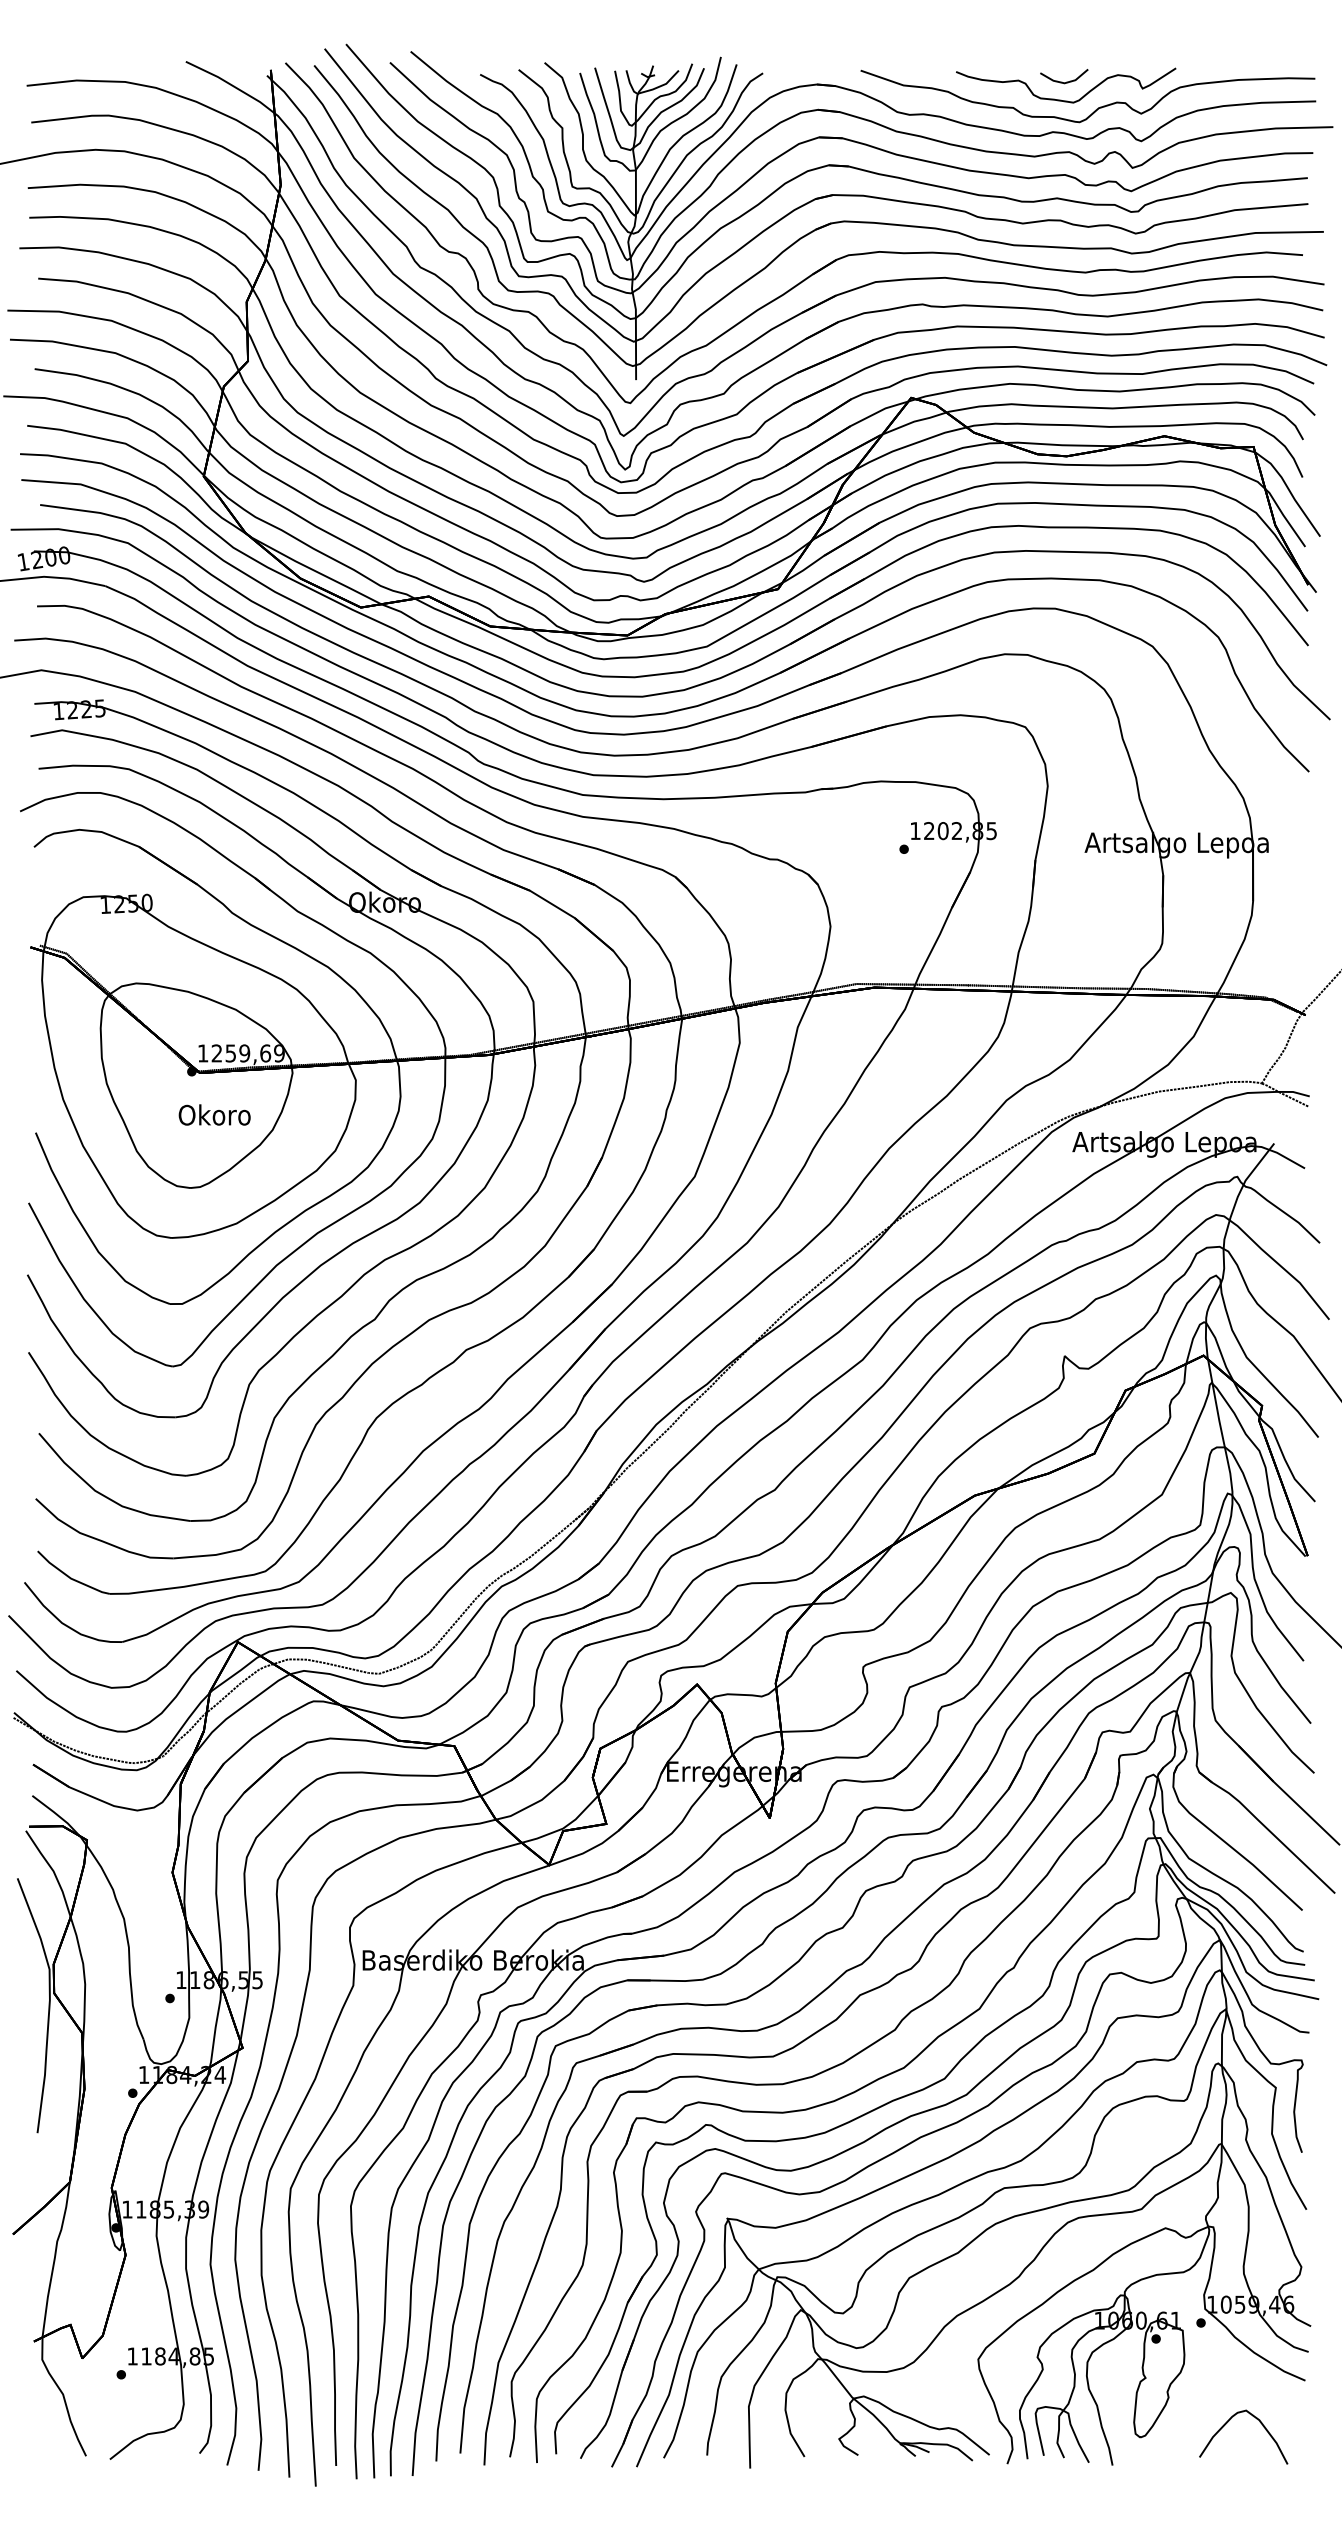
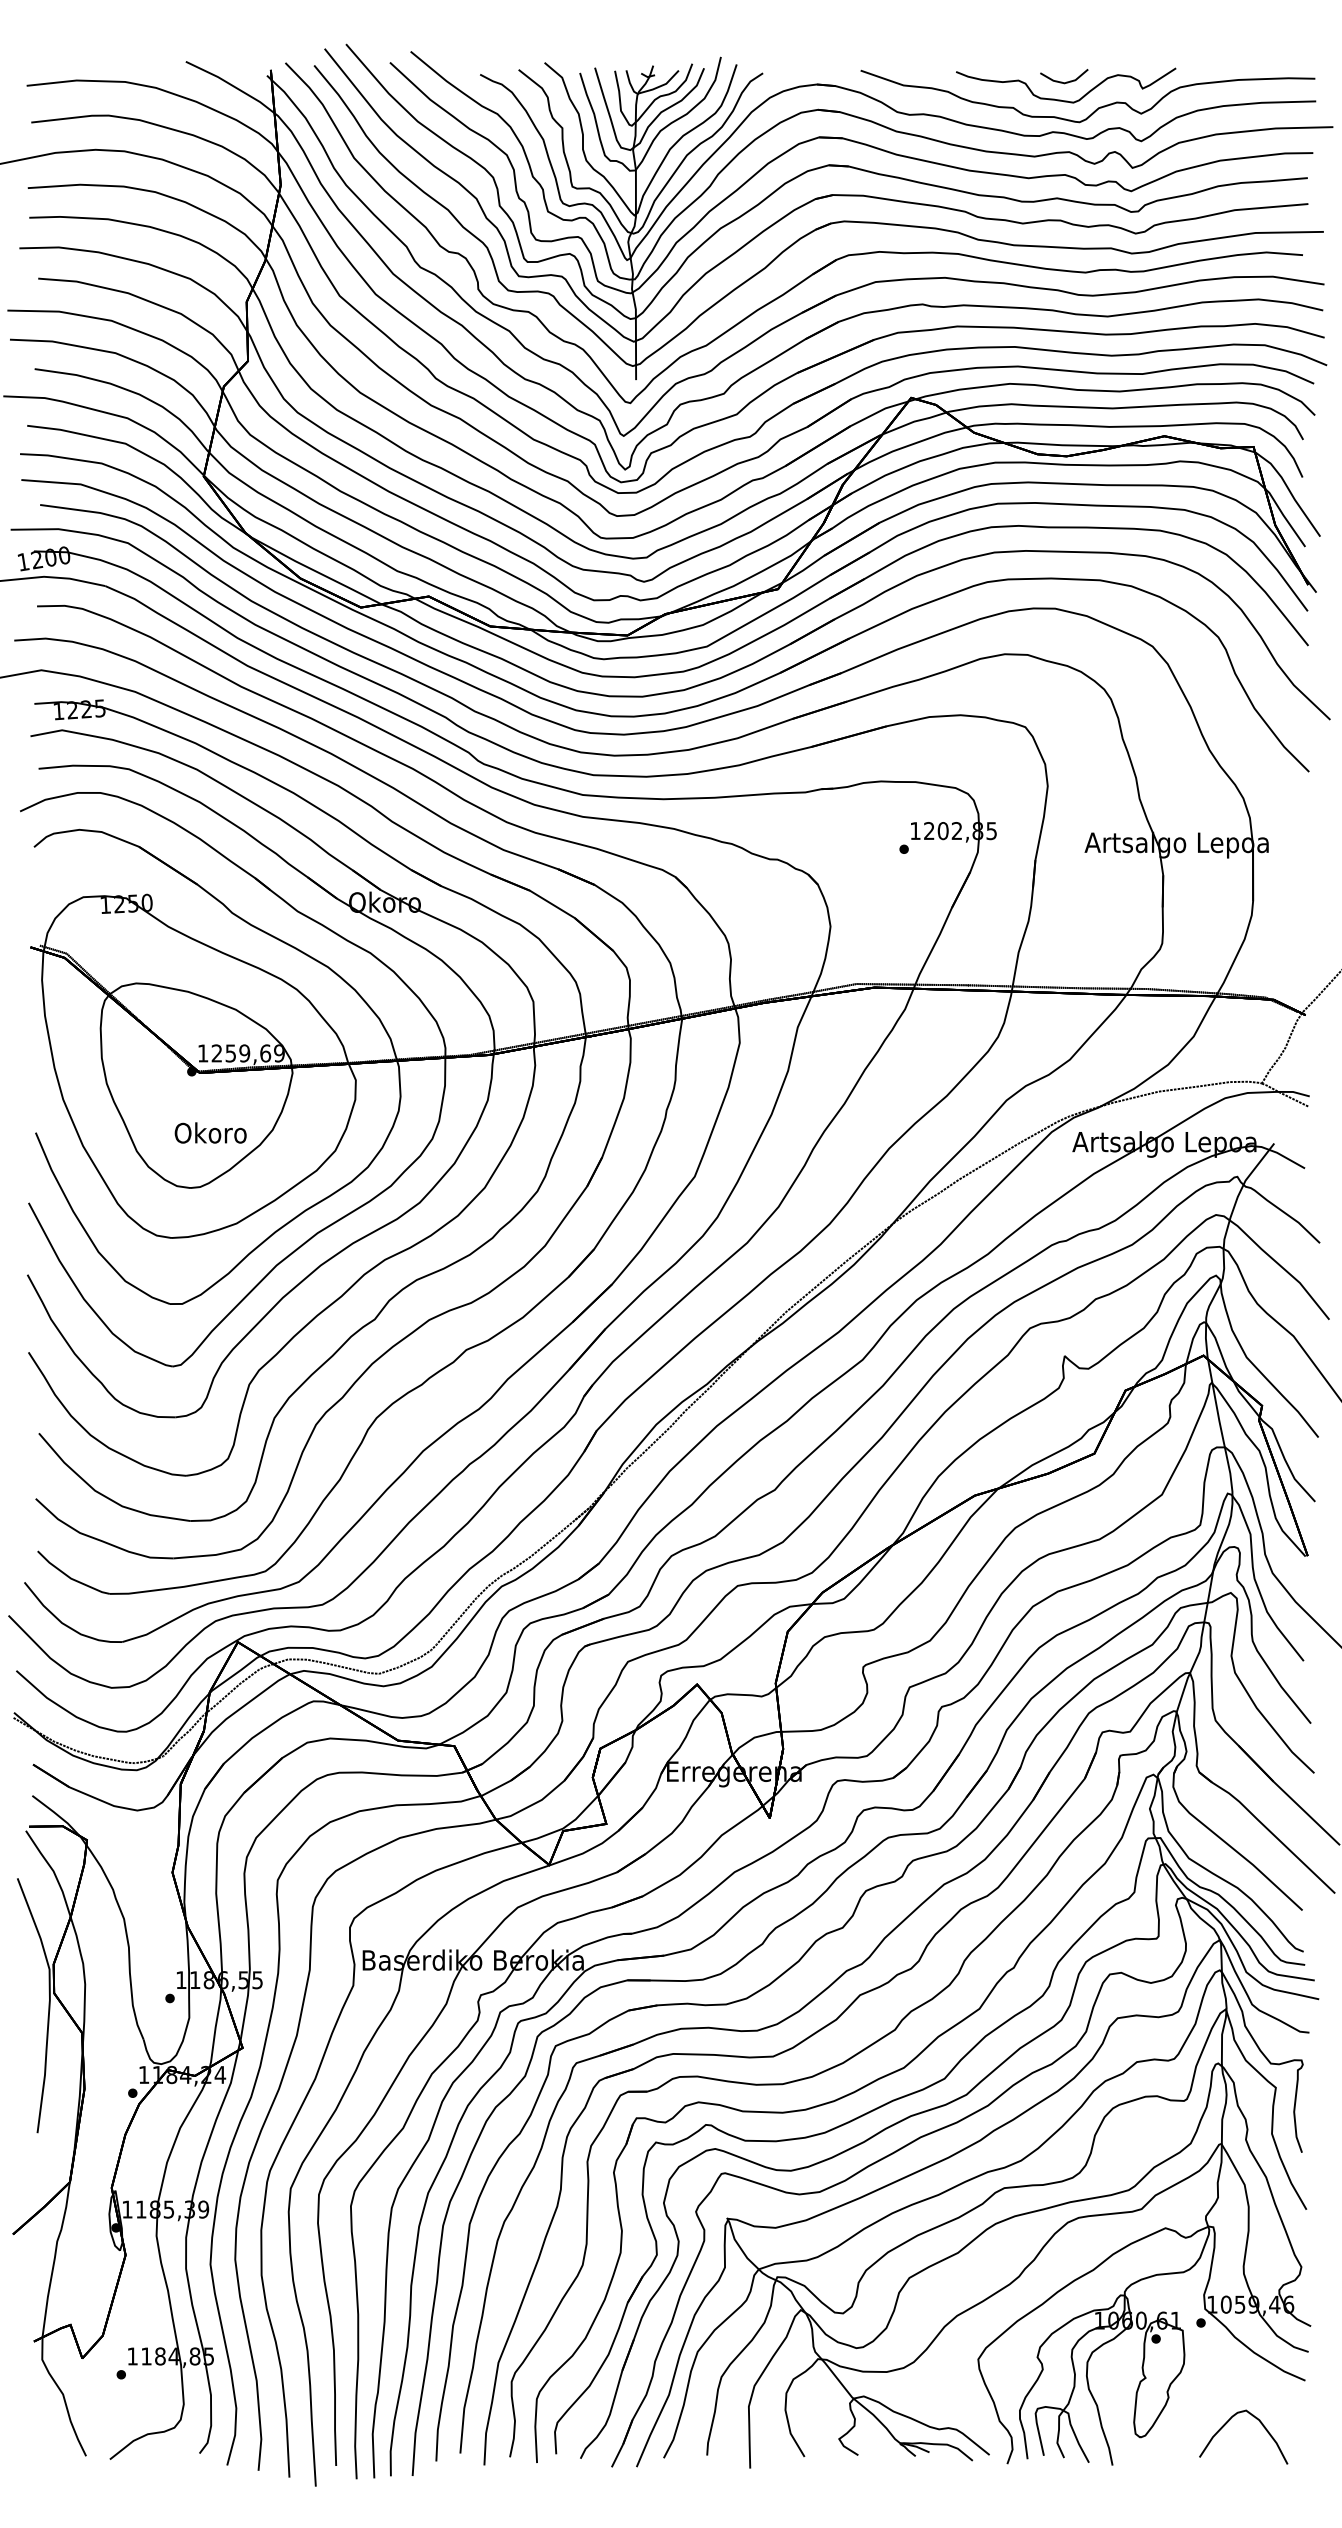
text position: (214, 1114) -> (210, 1132) (210, 1132)
